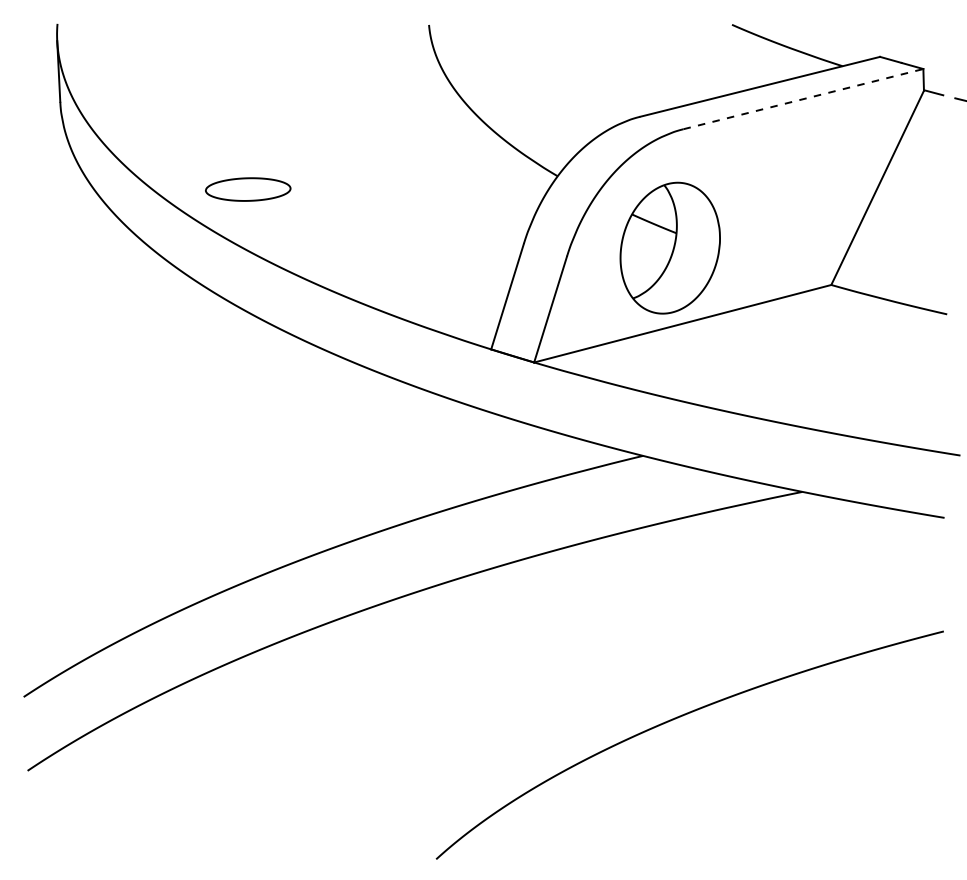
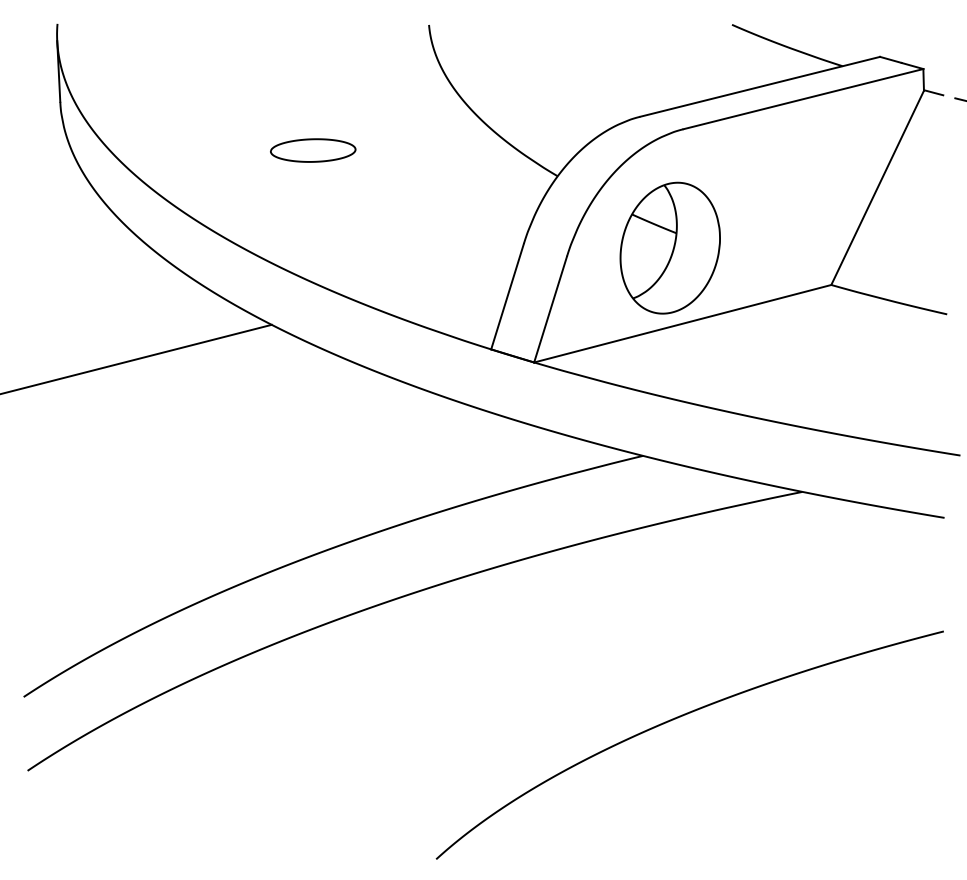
line: dashed -> solid (803, 99)
part position: (248, 189) -> (313, 150) (313, 150)
line: none -> present (136, 358)
